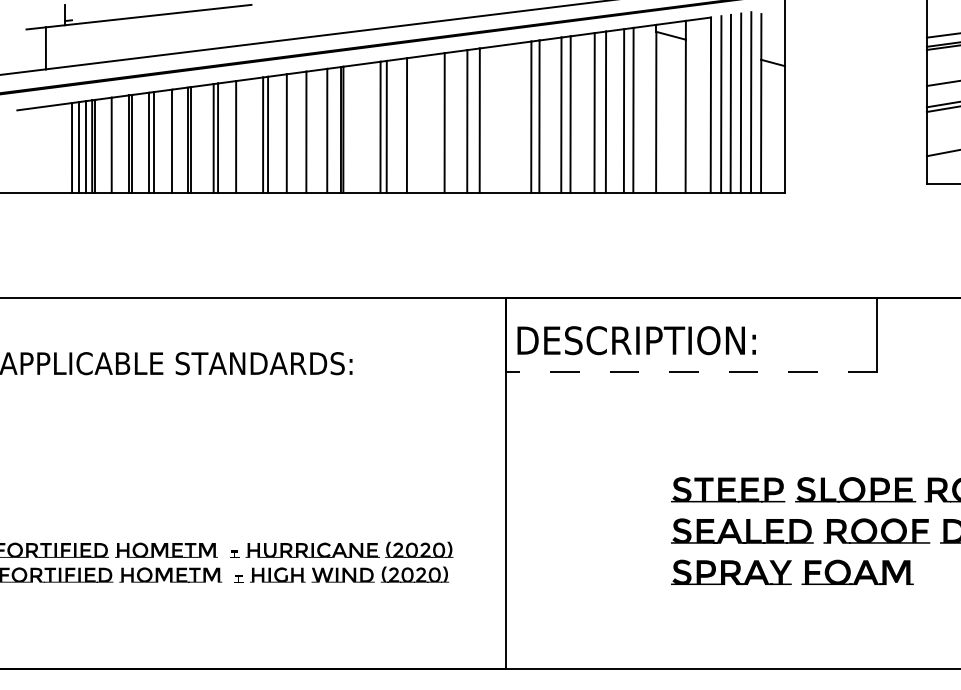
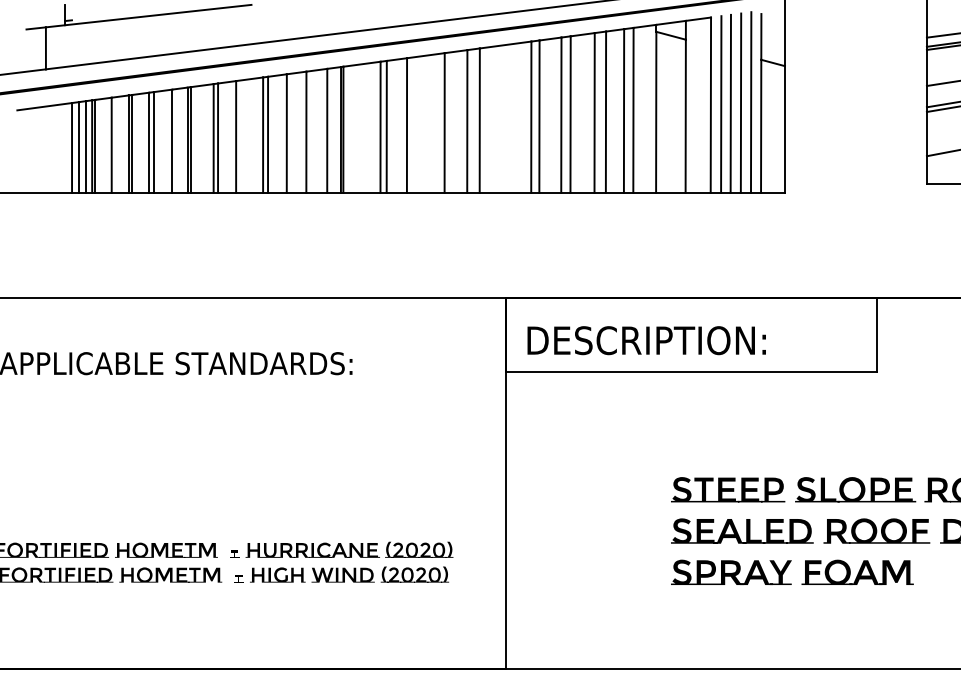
text position: (636, 340) -> (646, 340) (646, 340)
line: dashed -> solid (691, 371)
